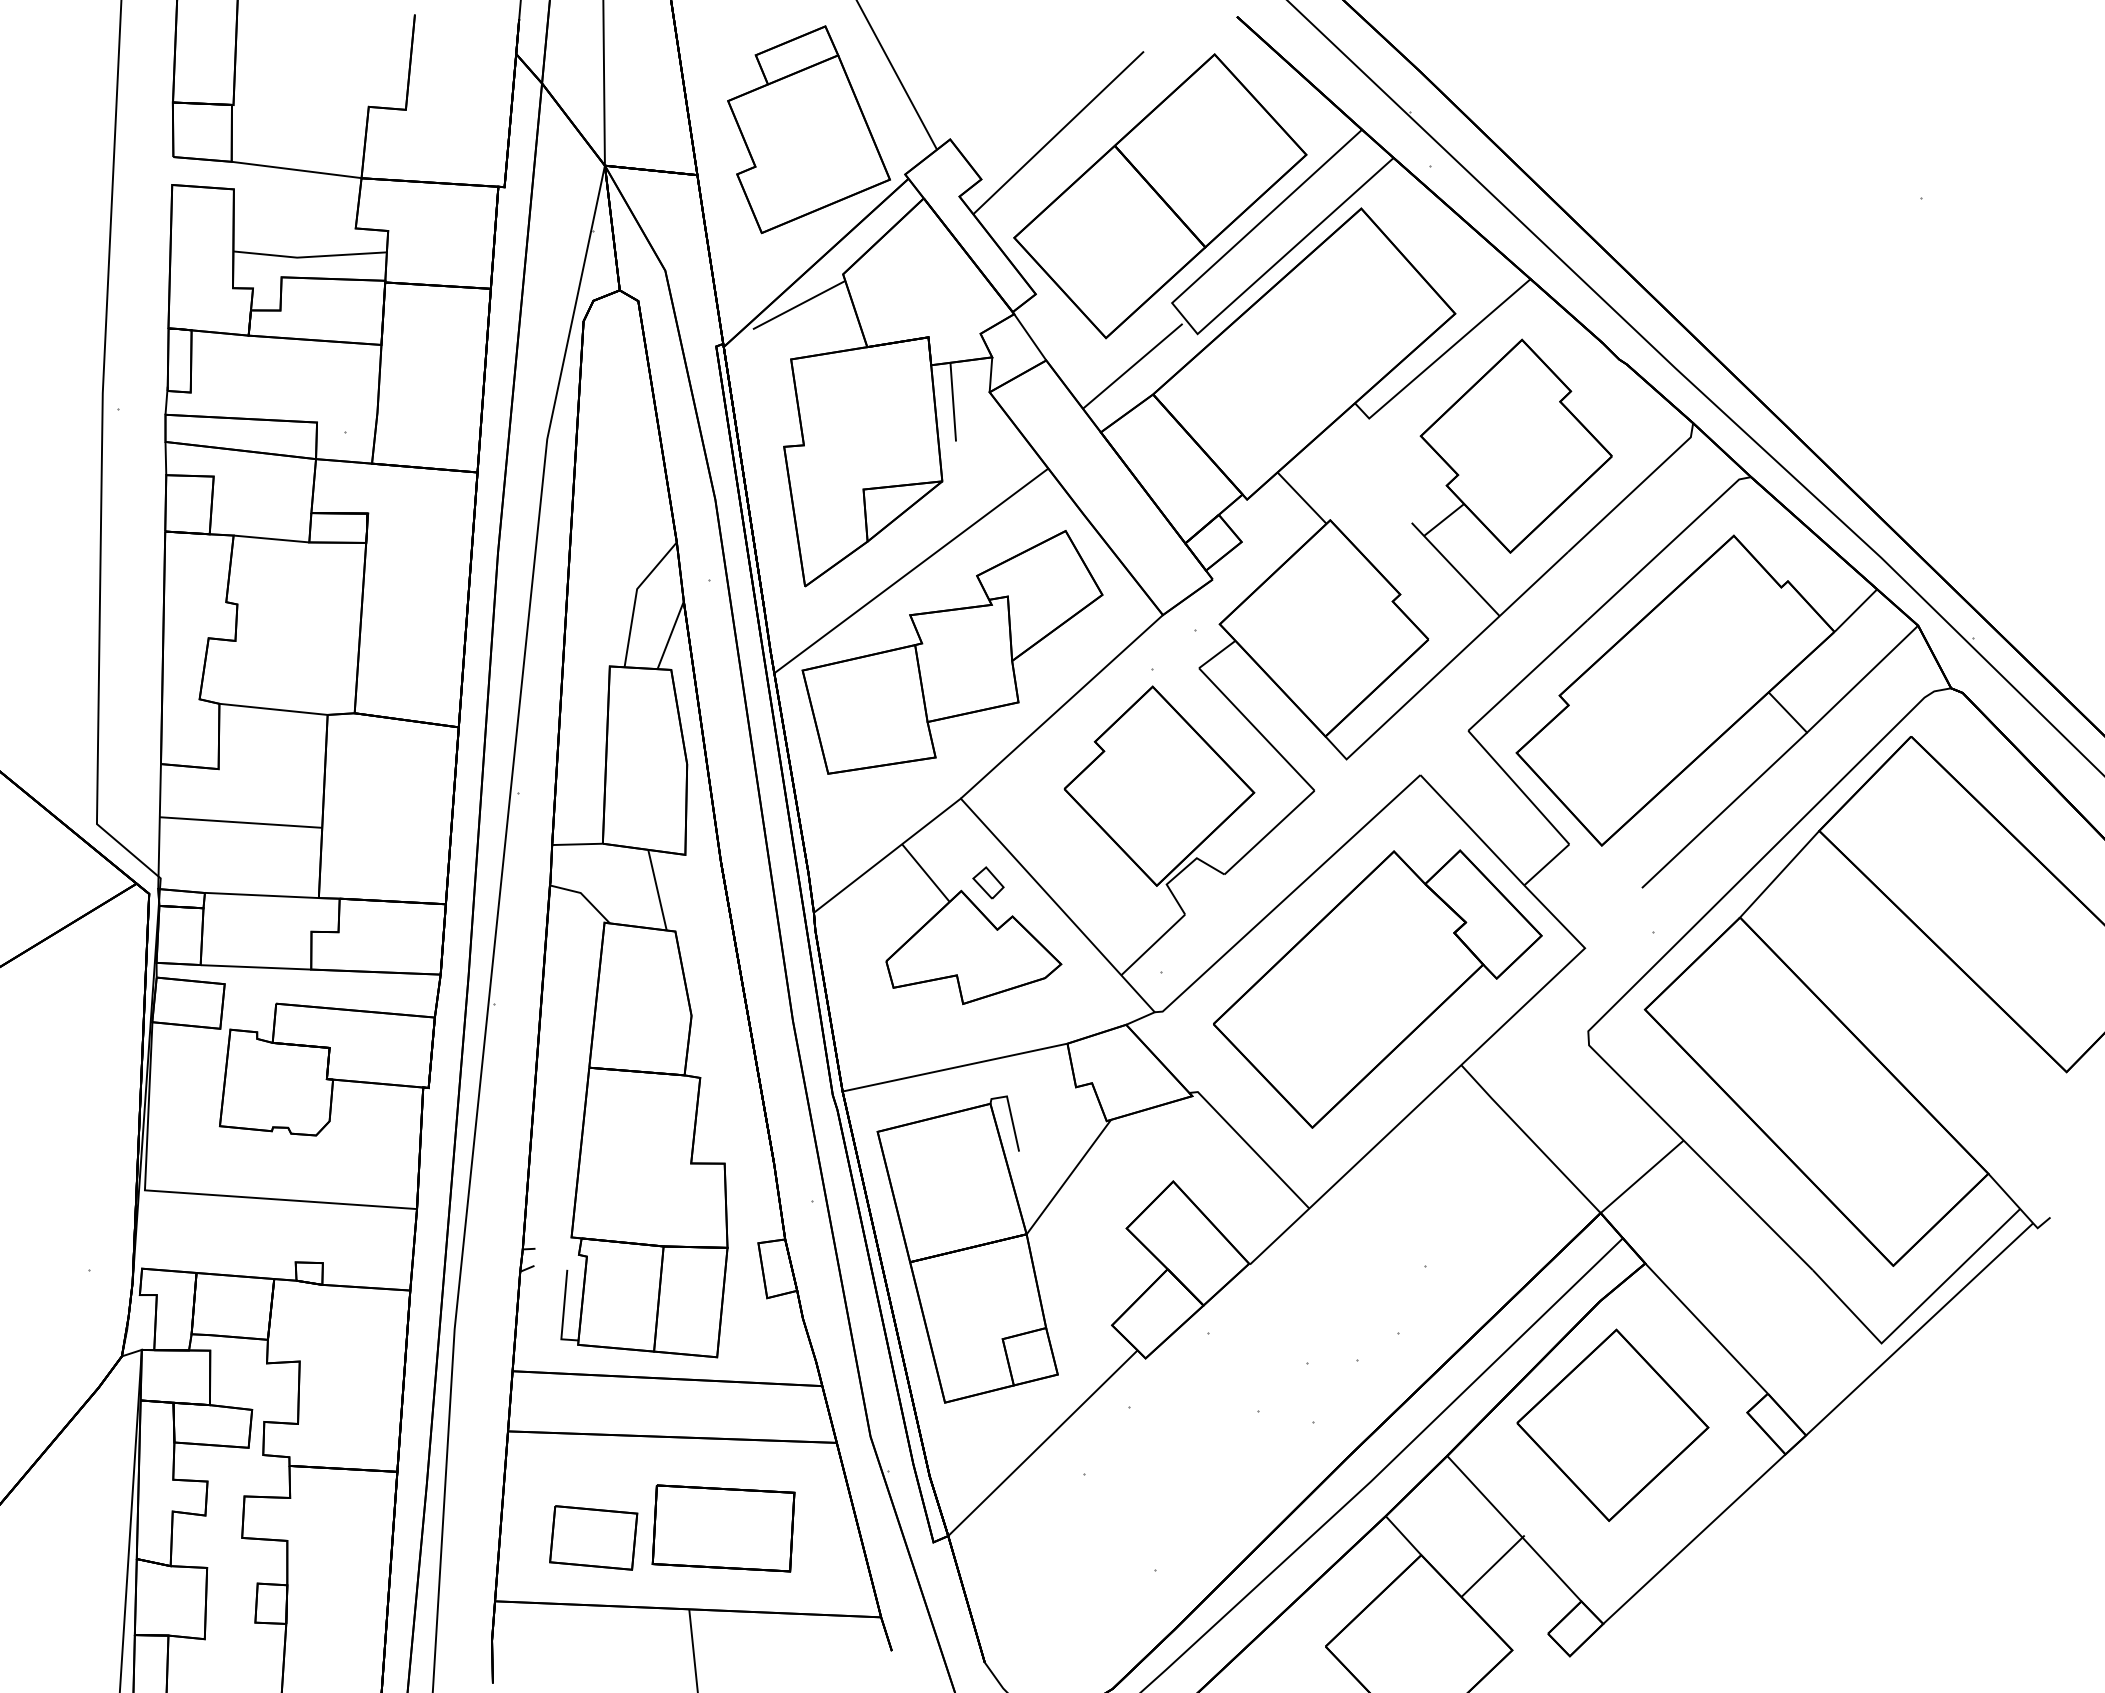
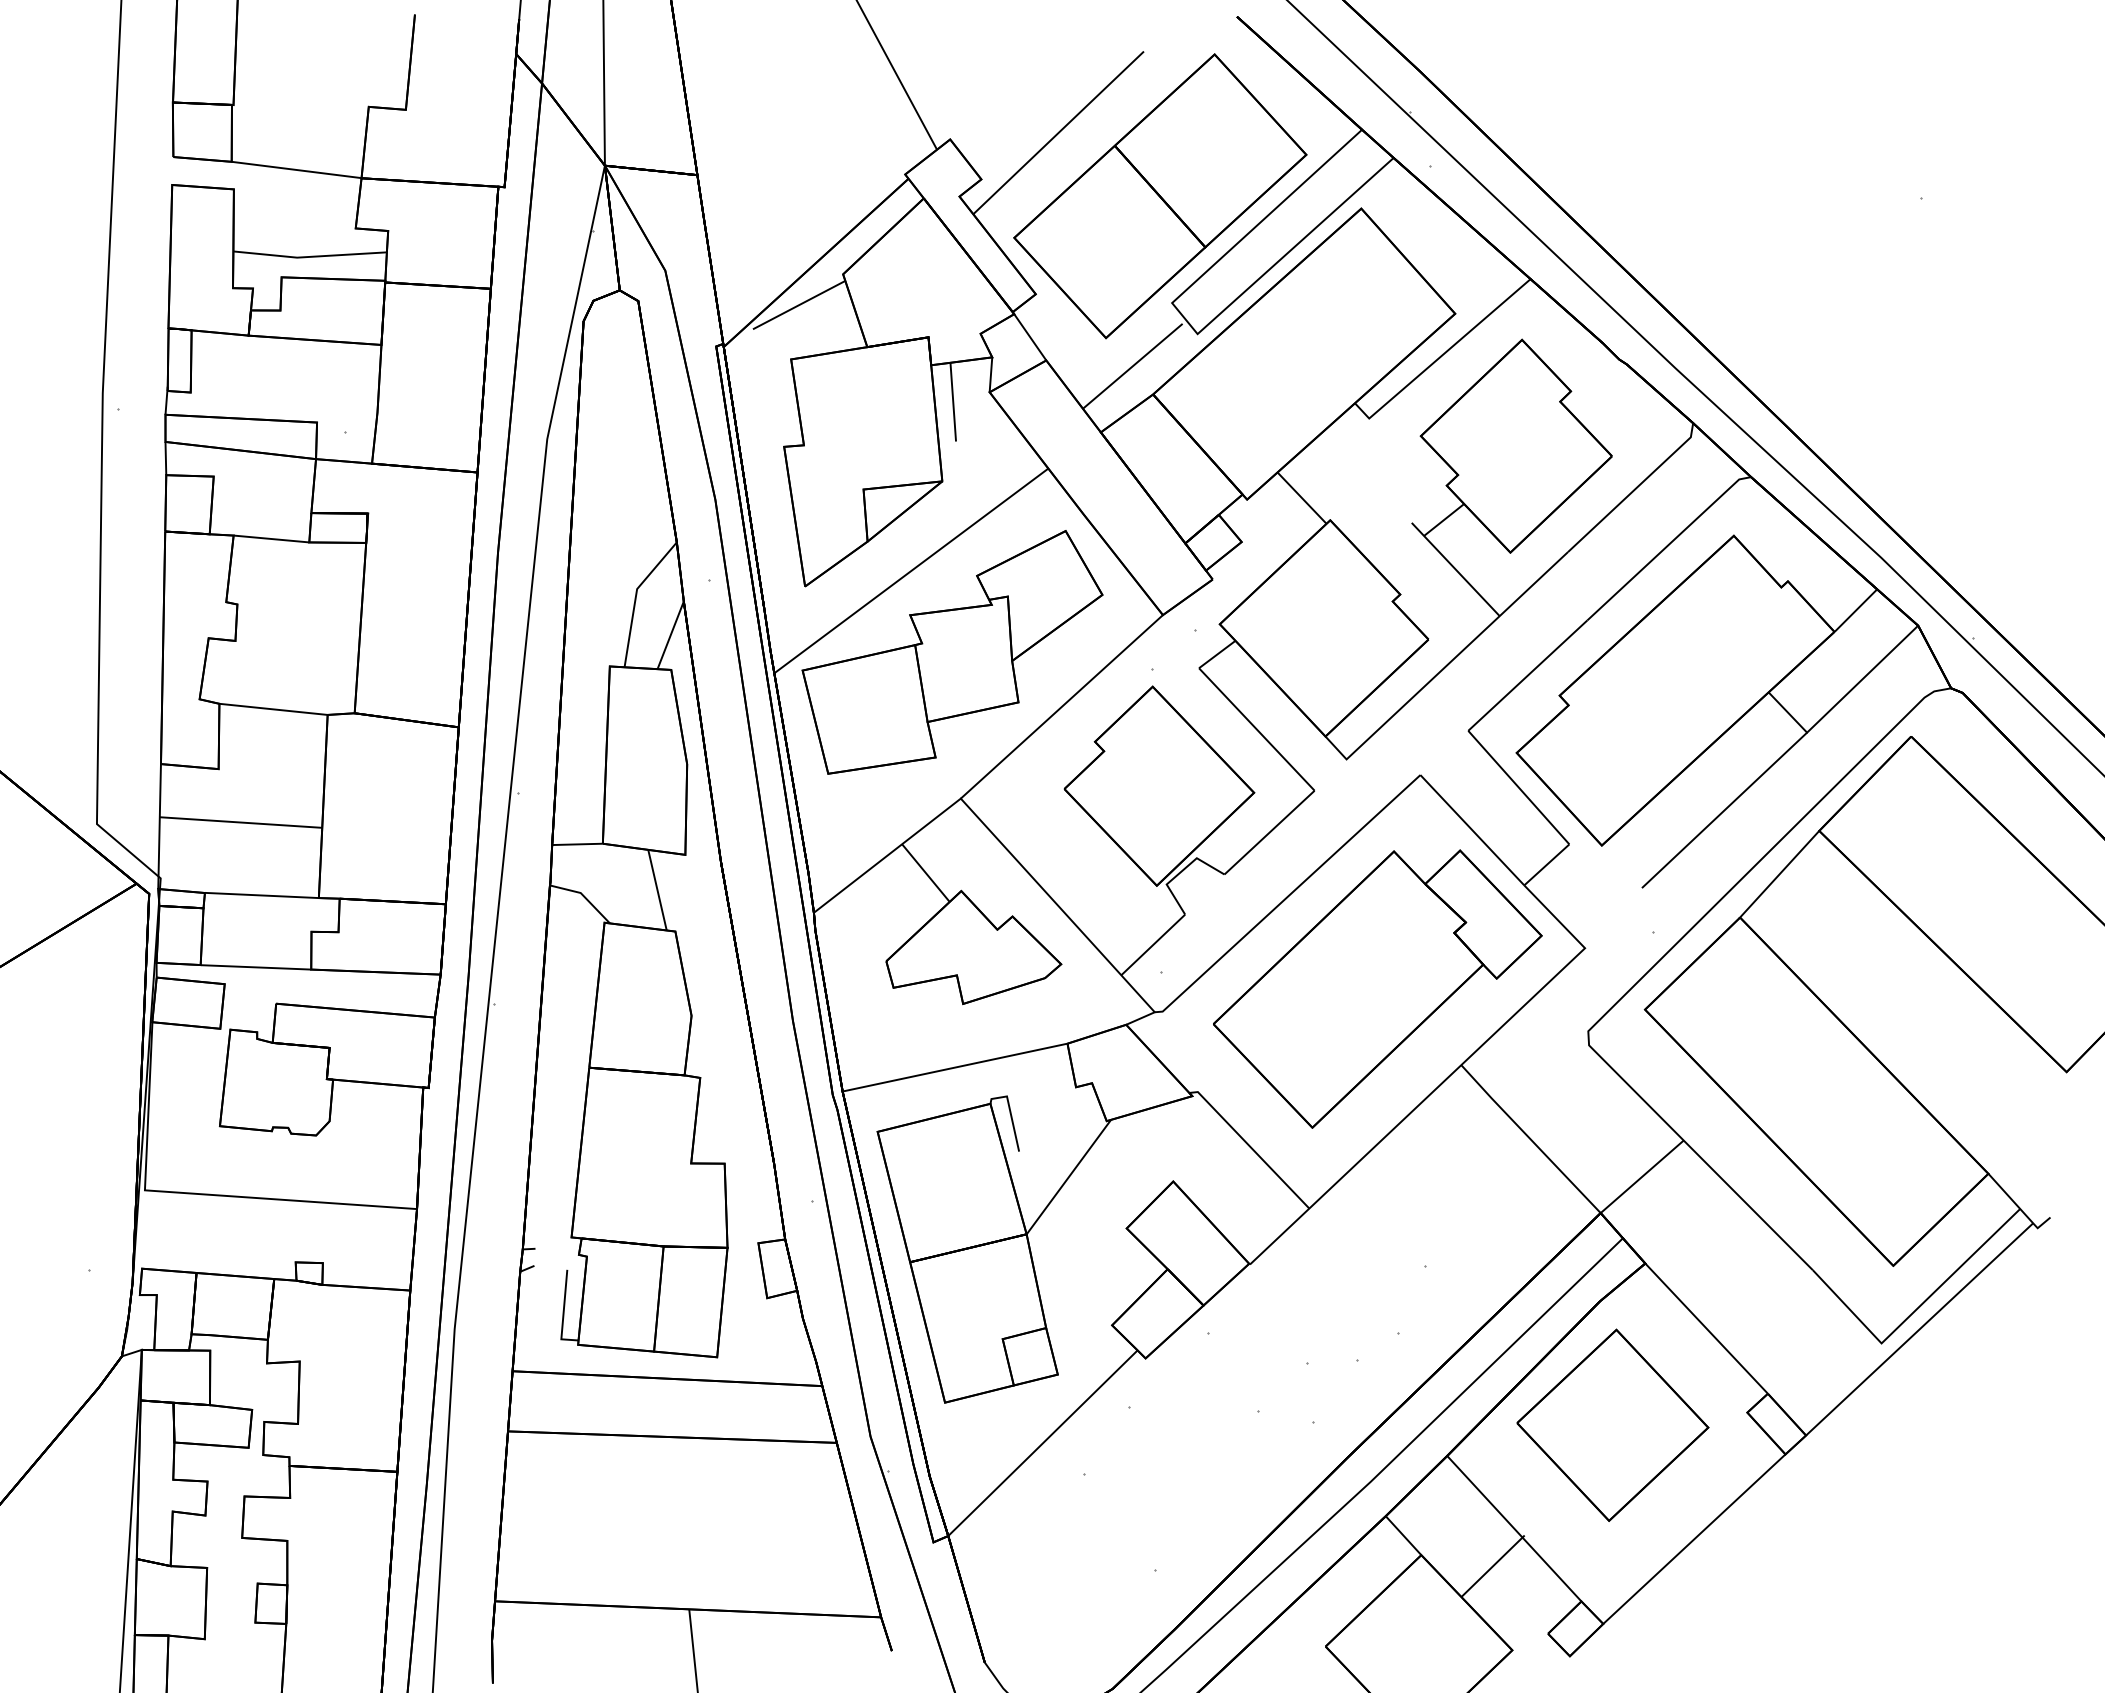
part: present -> none (808, 129)
part: present -> none (988, 882)
part: present -> none (723, 1528)
part: present -> none (593, 1537)
